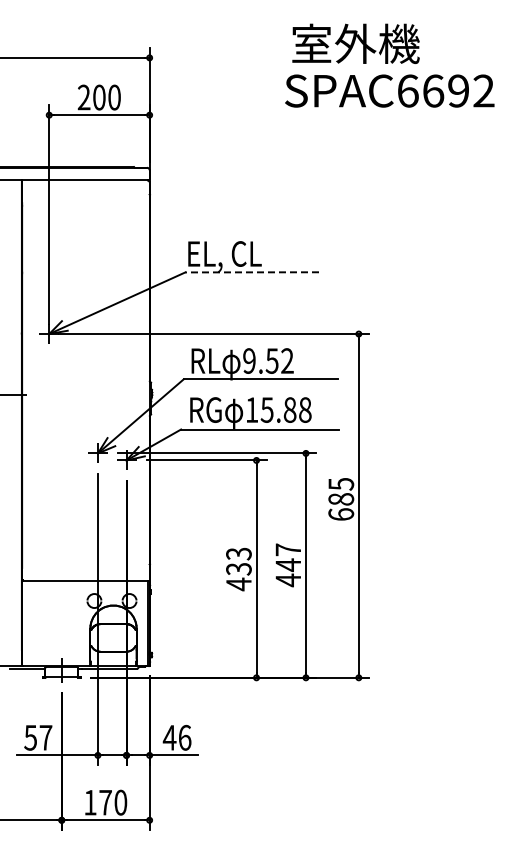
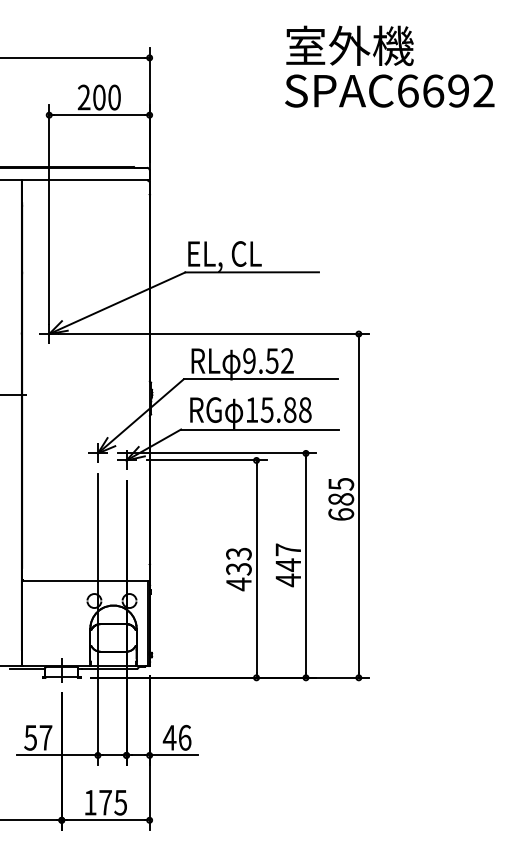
text position: (355, 43) -> (349, 45) (349, 45)
line: dashed -> solid (252, 272)
text: 170 -> 175 (120, 802)
